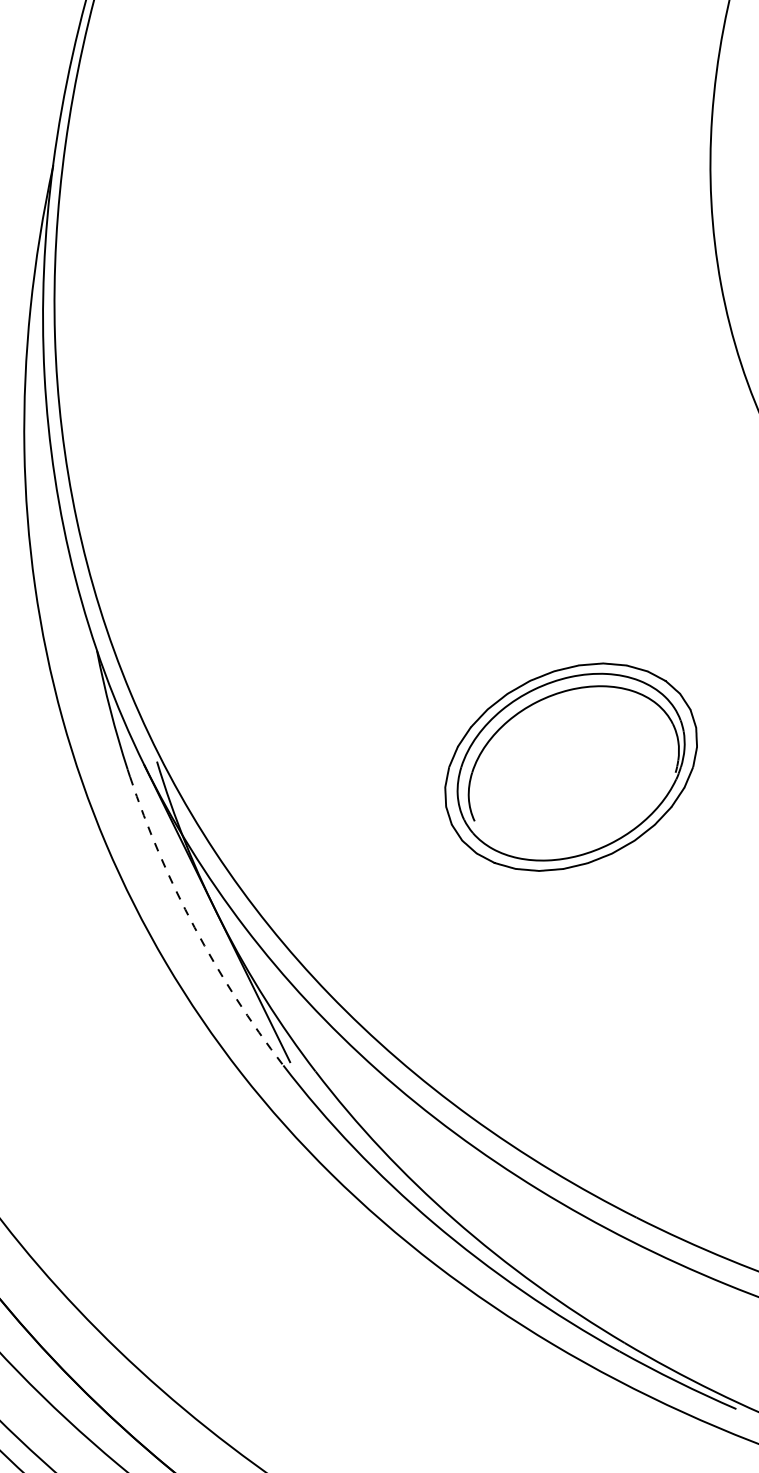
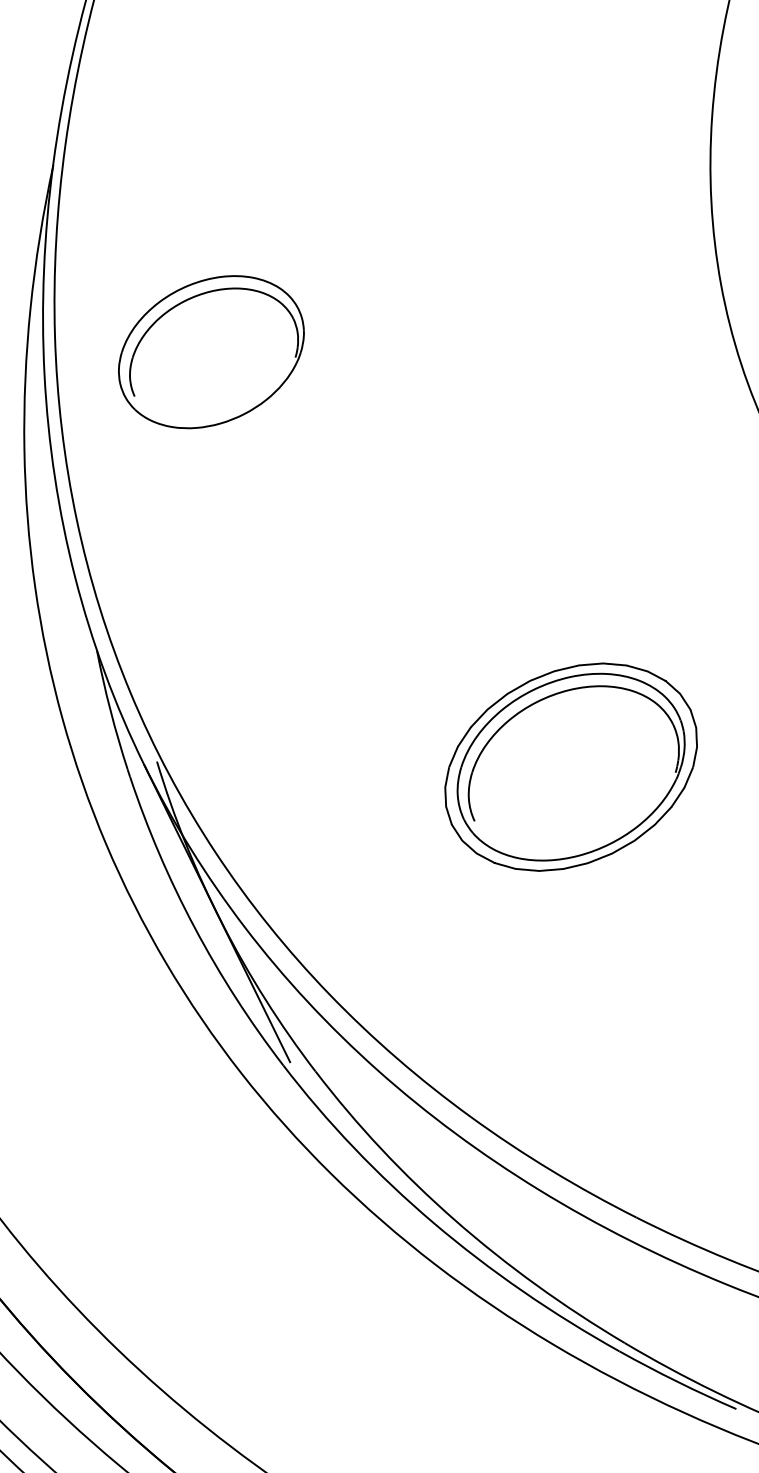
part: none -> present (211, 352)
arc: dashed -> solid (194, 927)
